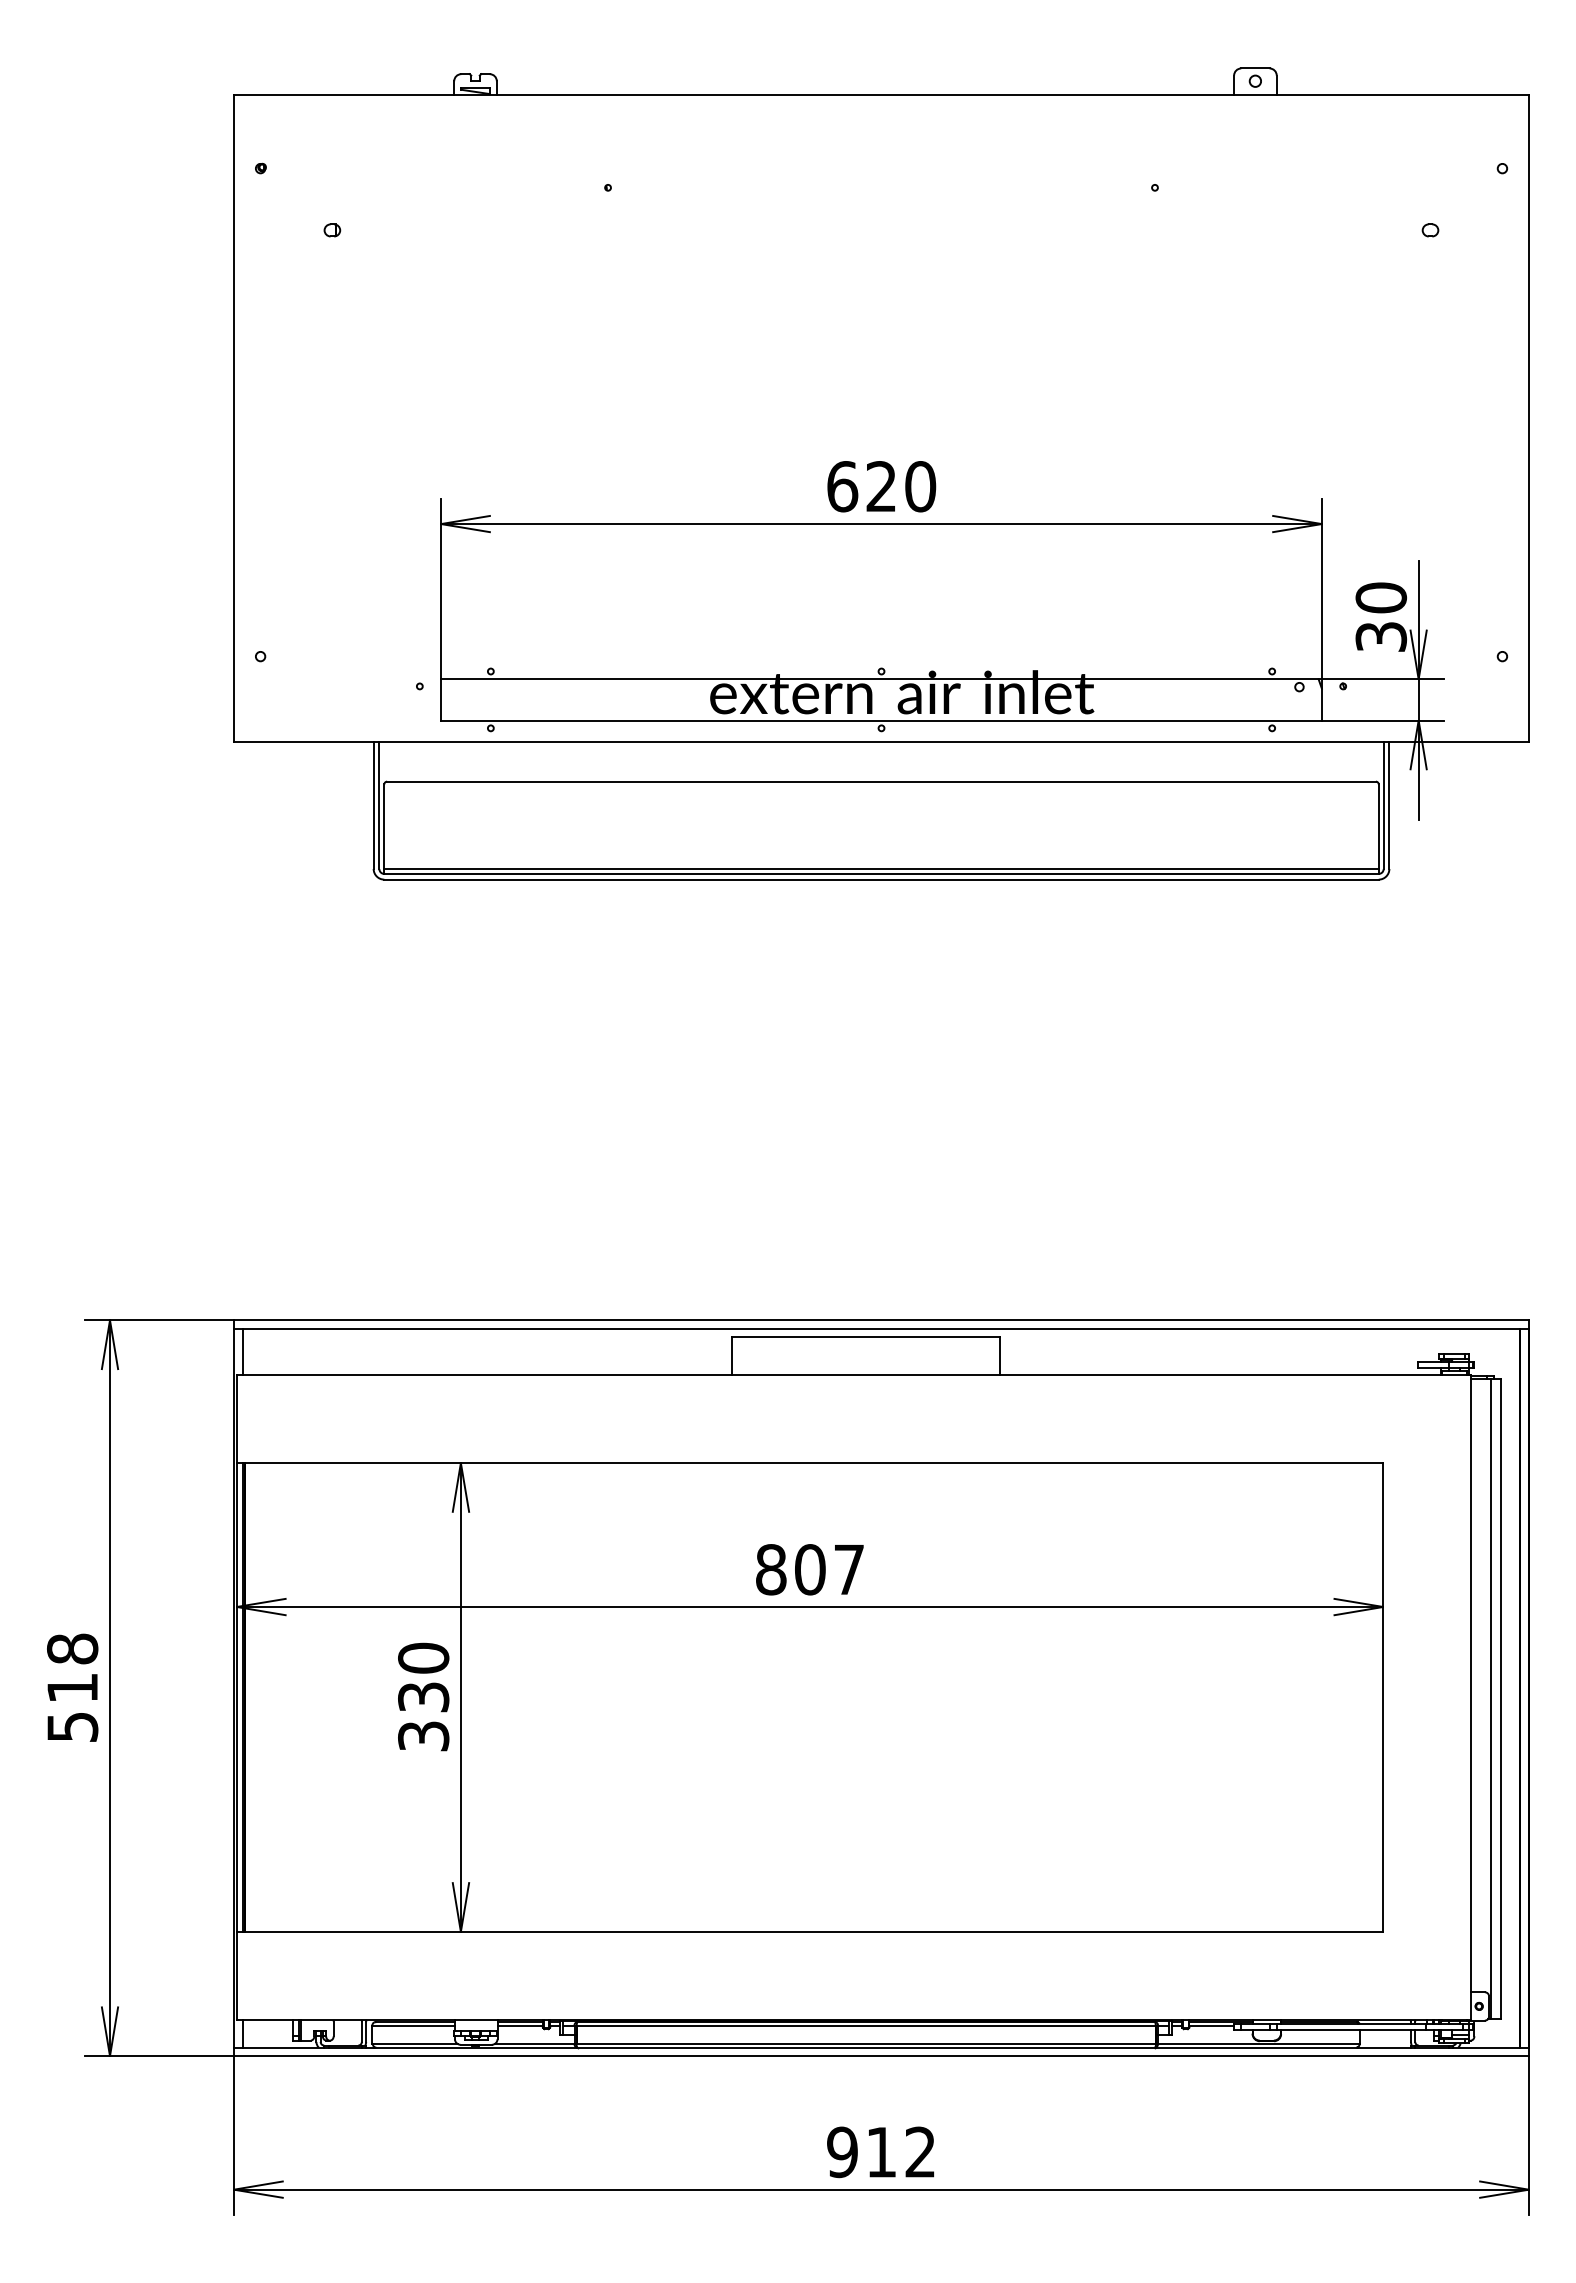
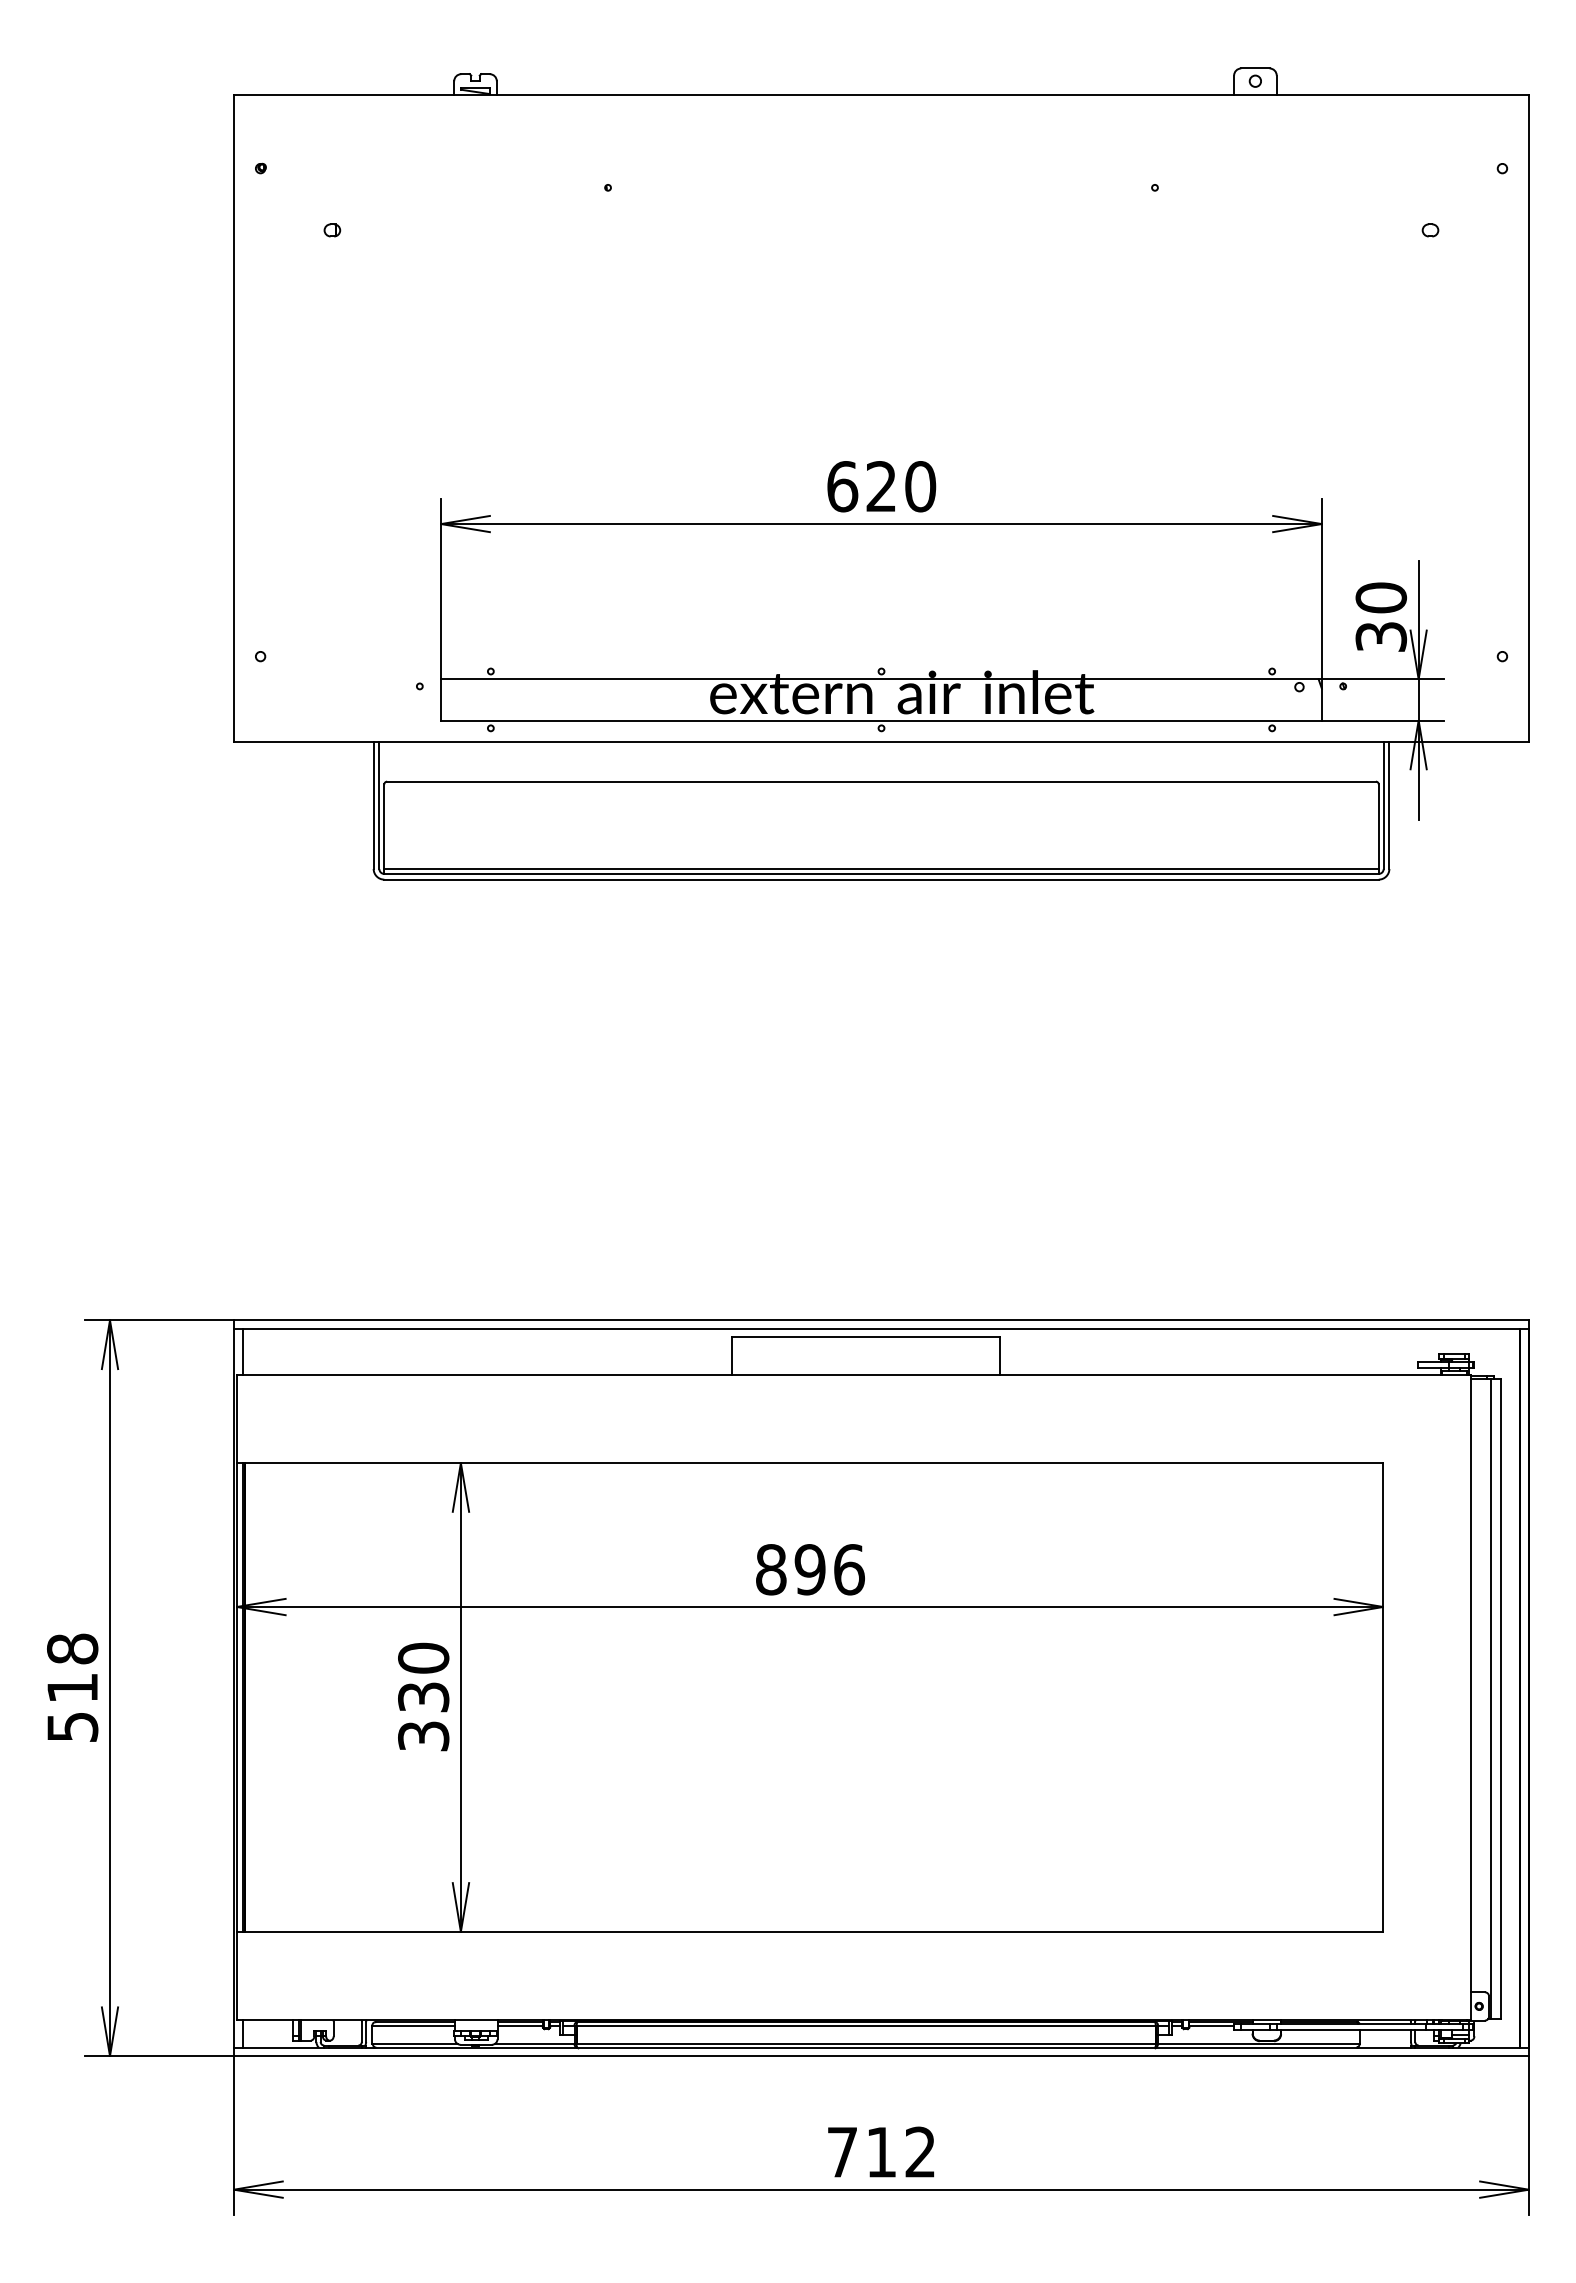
text: 807 -> 896 (829, 1569)
text: 912 -> 712 (842, 2152)
